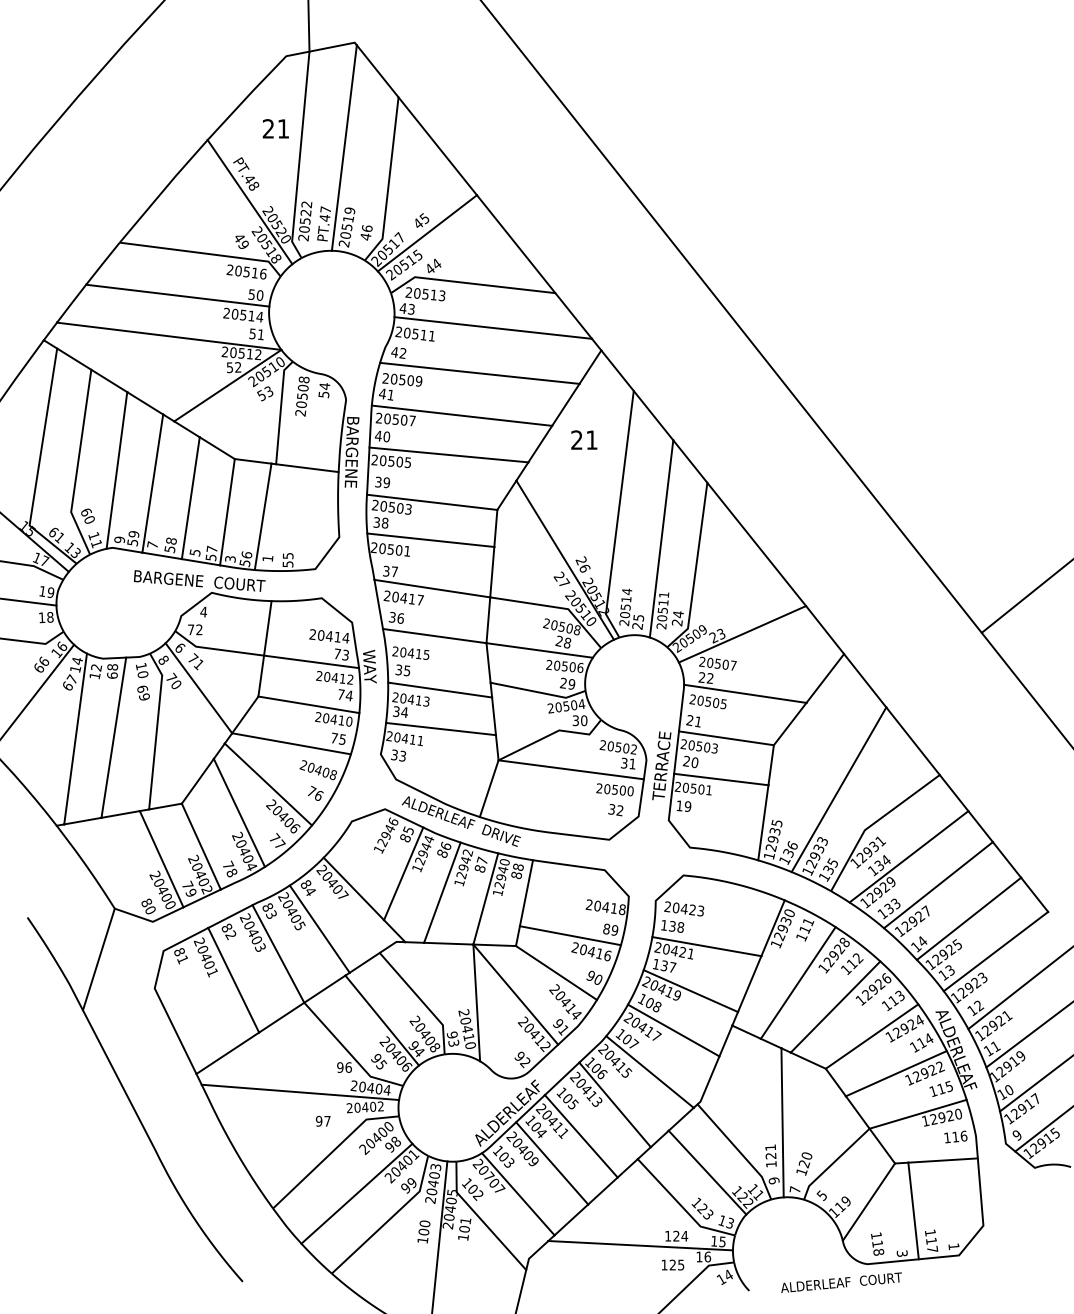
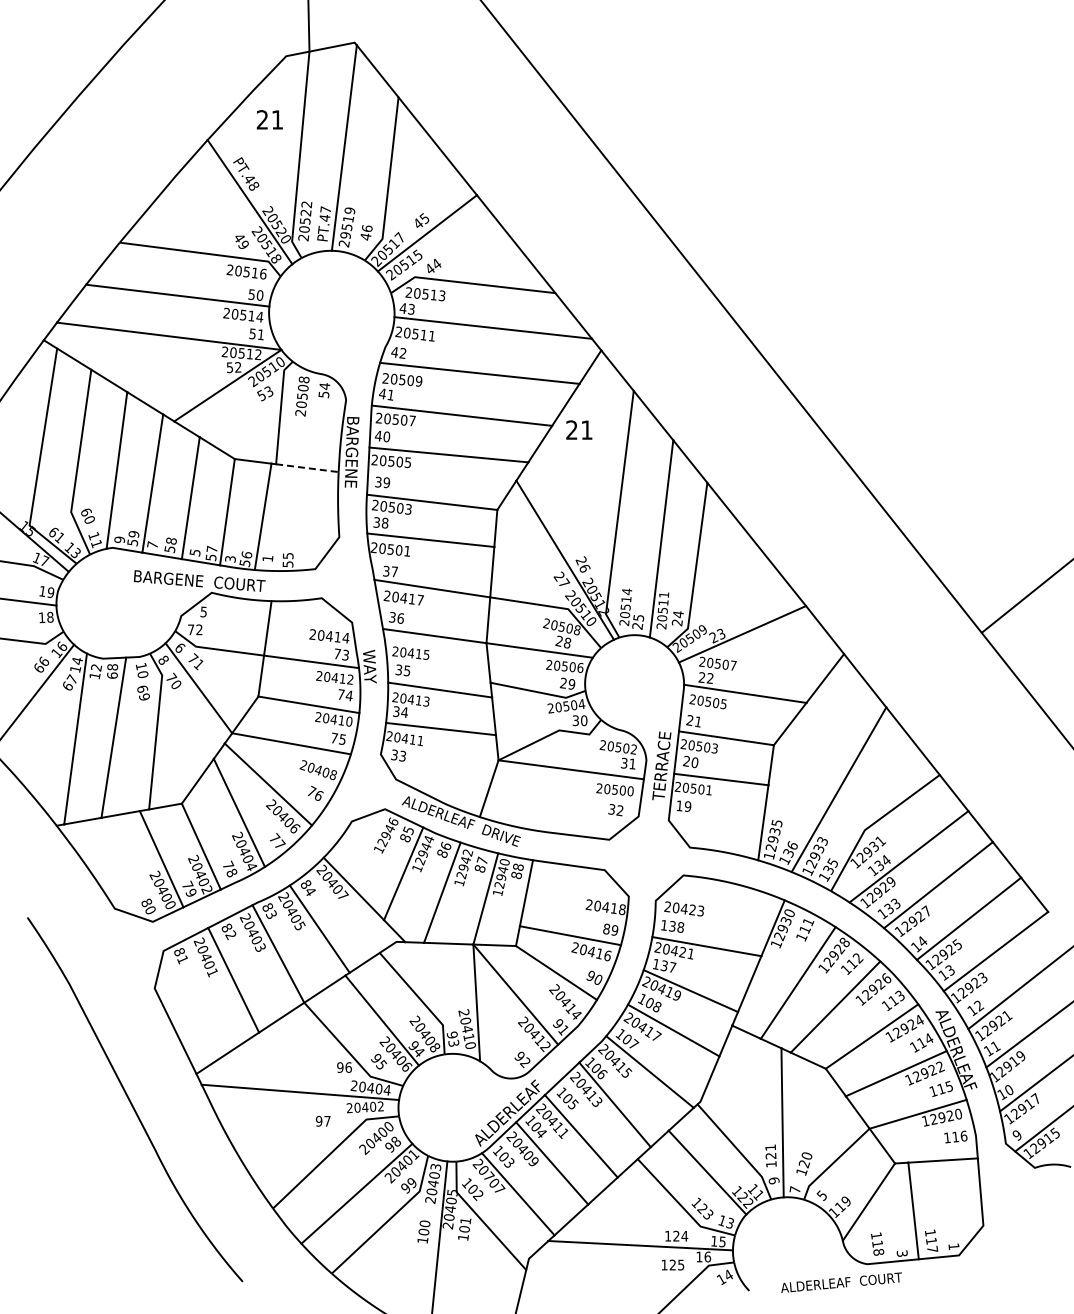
text position: (275, 128) -> (269, 119) (269, 119)
text: 20519 -> 29519 (345, 235)
text position: (584, 439) -> (579, 429) (579, 429)
line: solid -> dashed (307, 468)
text: 4 -> 5 (203, 611)
line: present -> none (98, 959)
